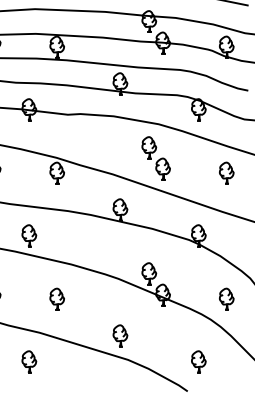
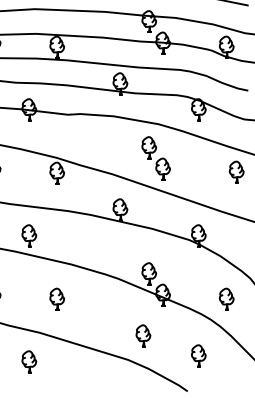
part position: (226, 172) -> (236, 171) (236, 171)
part position: (120, 335) -> (143, 335) (143, 335)
part position: (198, 361) -> (198, 355) (198, 355)
